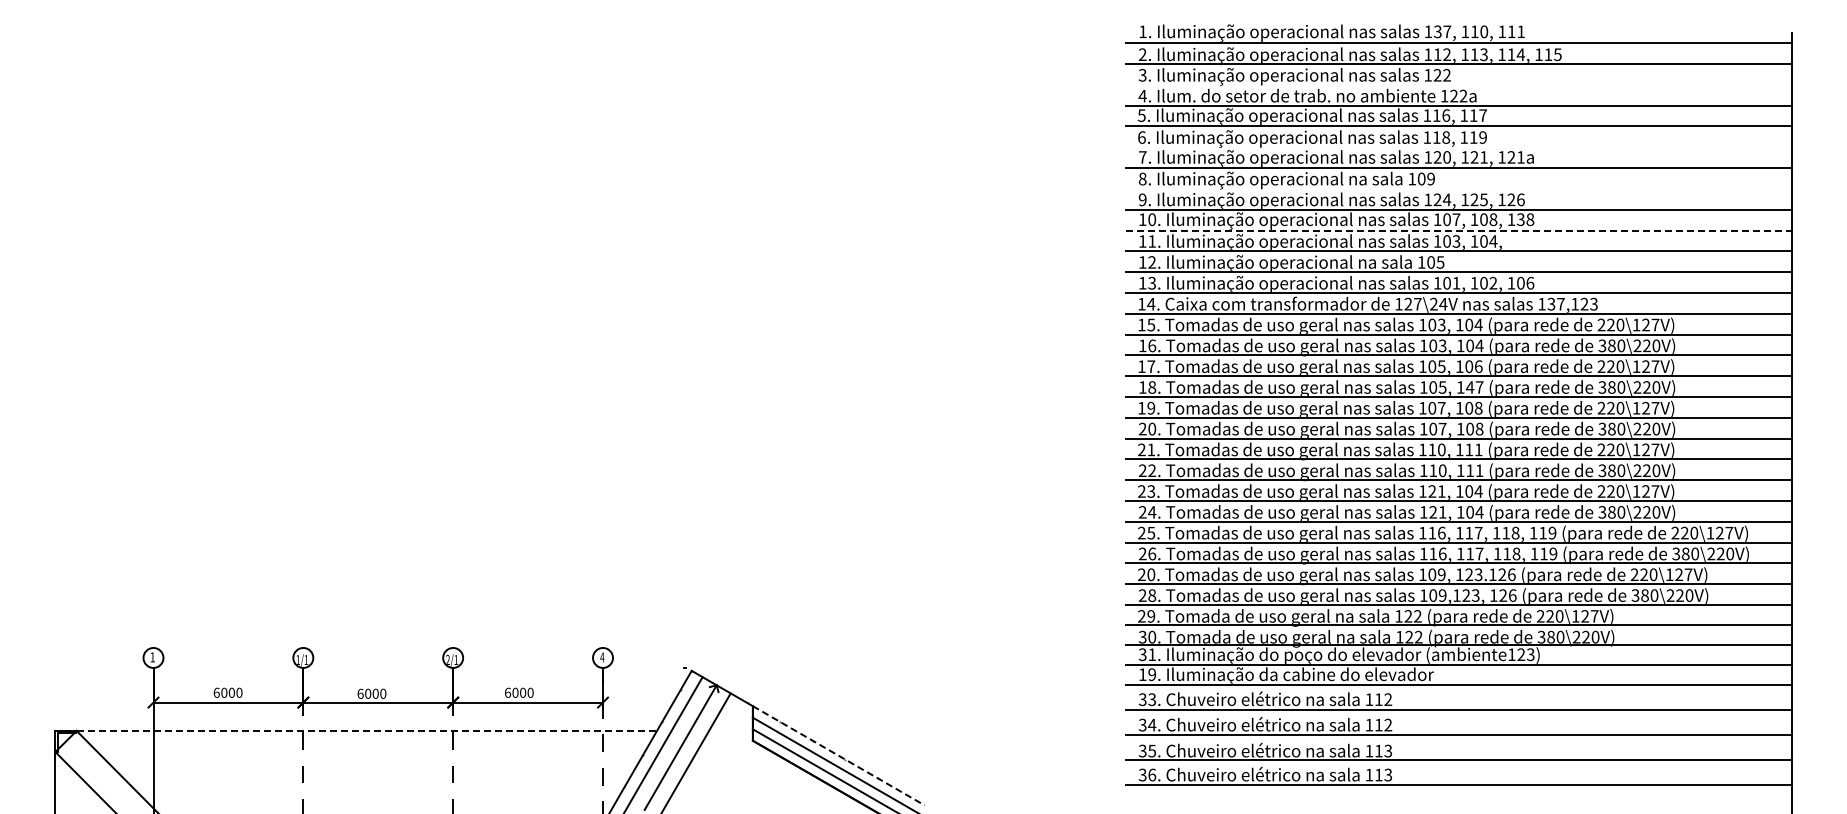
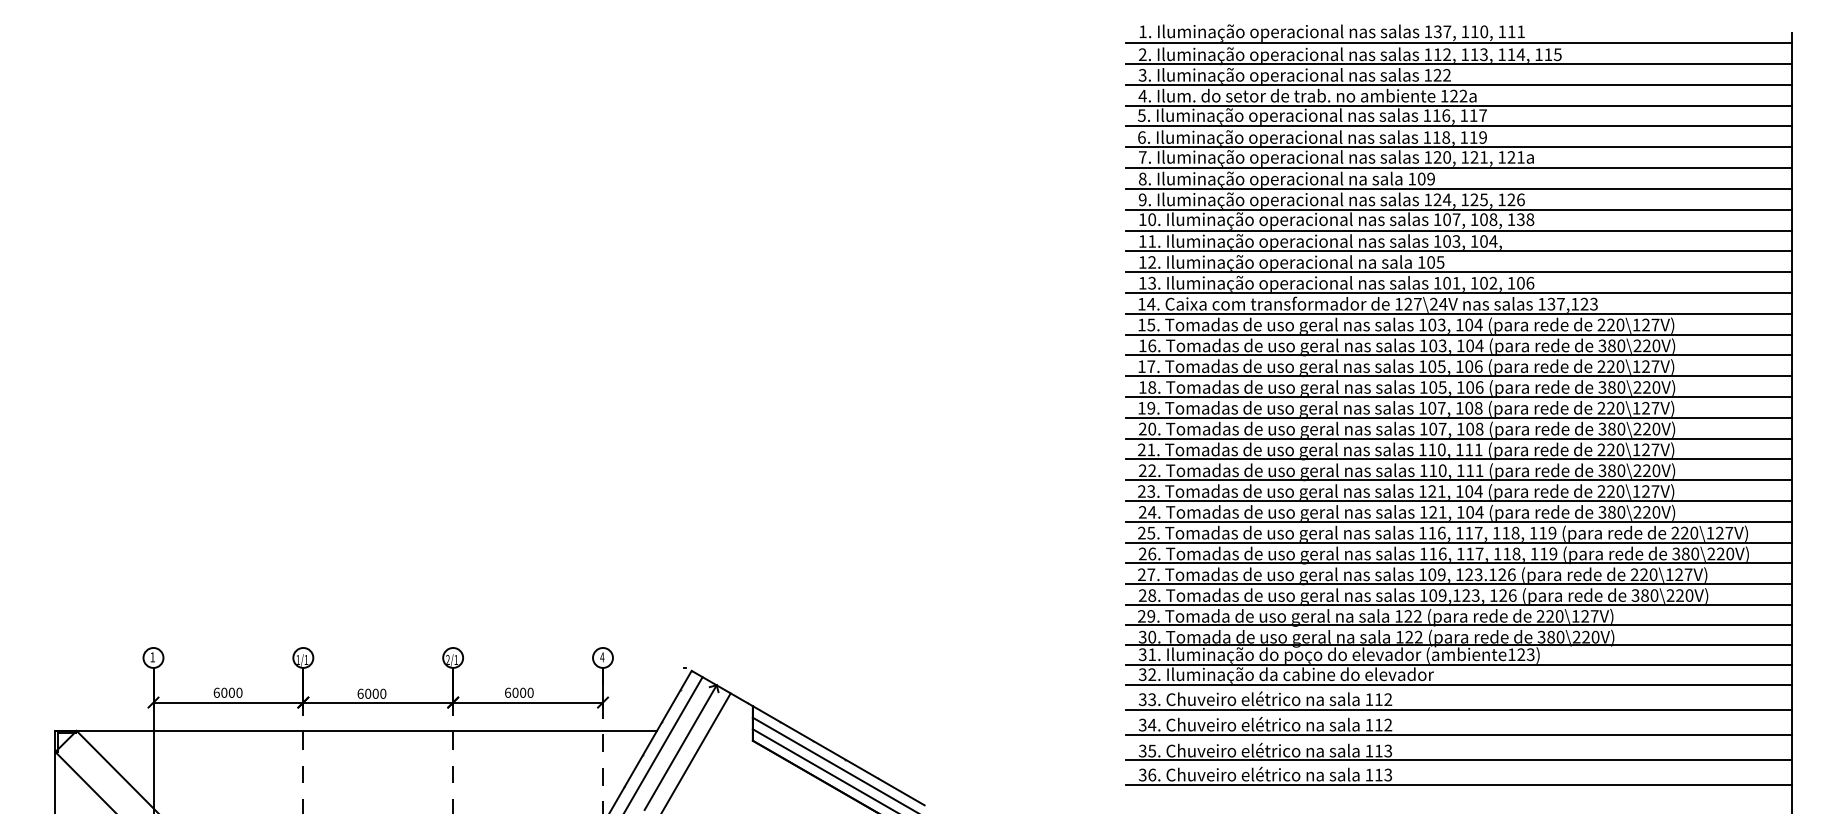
line: none -> present (1458, 84)
line: none -> present (1458, 147)
line: none -> present (1458, 188)
line: dashed -> solid (1458, 230)
text: 147 -> 106 (1474, 387)
text: 20. -> 27. (1151, 574)
text: 19. -> 32. (1147, 674)
line: dashed -> solid (356, 730)
line: dashed -> solid (839, 756)
